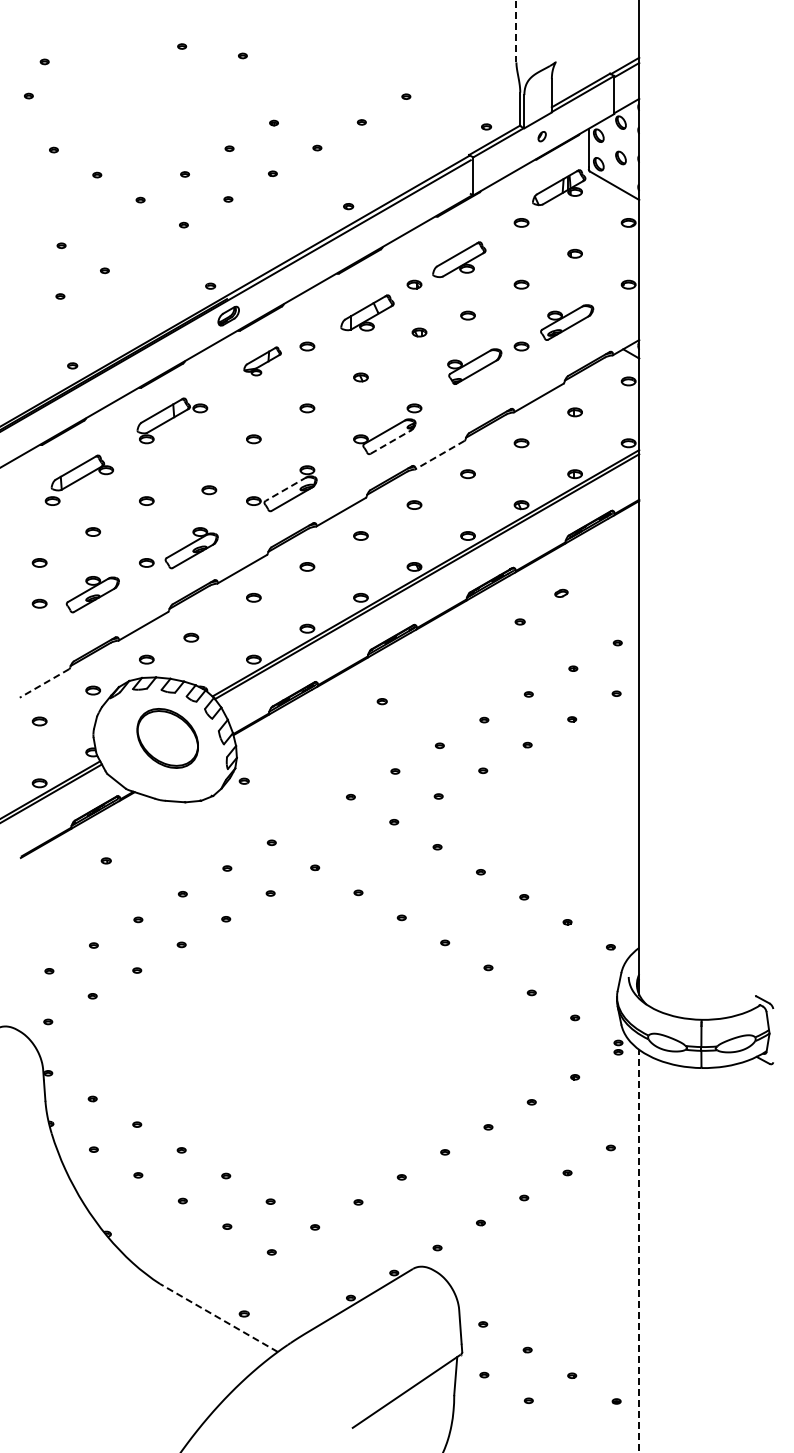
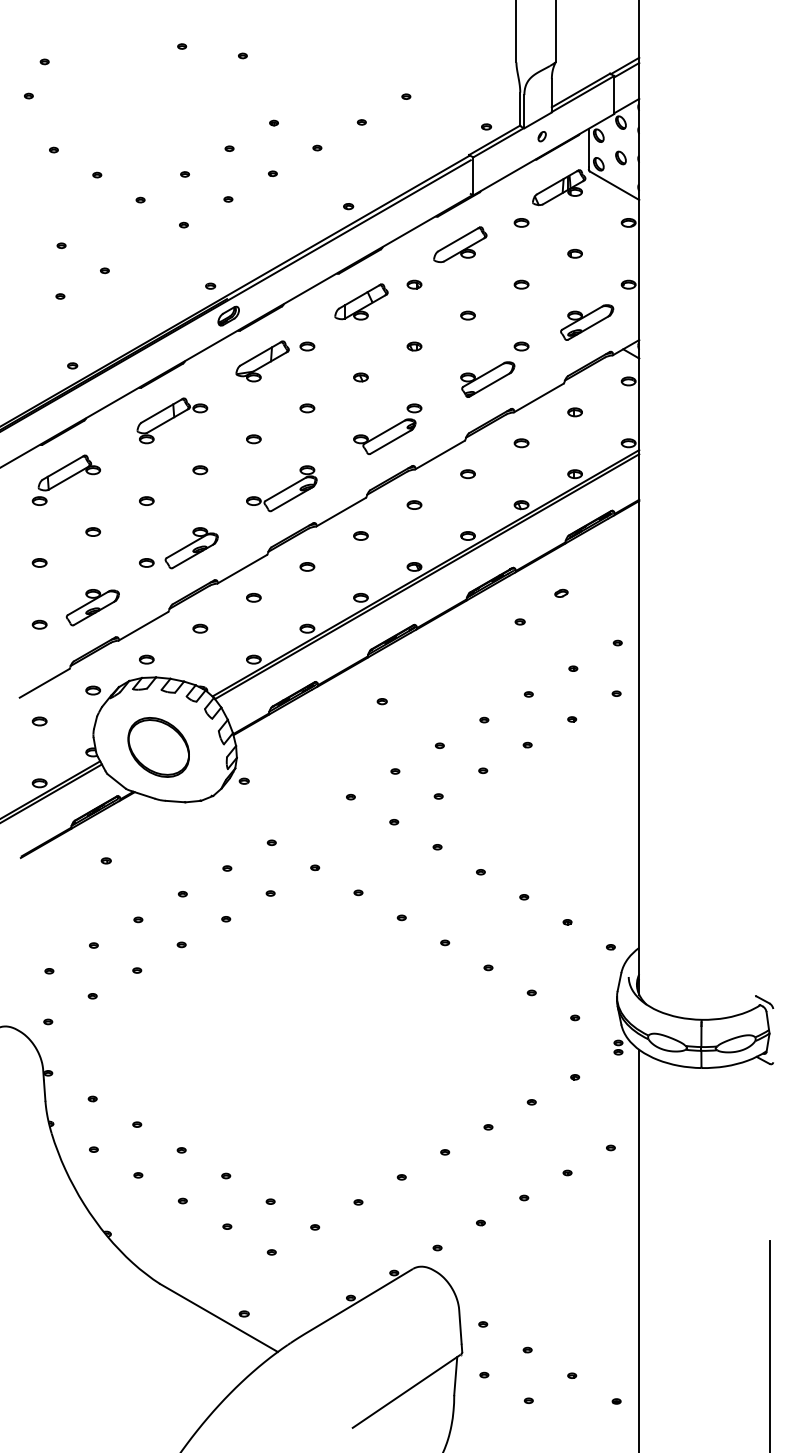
line: dashed -> solid (516, 31)
line: none -> present (555, 32)
part position: (459, 259) -> (460, 244) (460, 244)
part position: (367, 312) -> (361, 301) (361, 301)
part position: (567, 322) -> (587, 322) (587, 322)
part position: (419, 332) -> (414, 346) (414, 346)
part size: 39x31 px -> 55x43 px (262, 361)
part position: (474, 366) -> (487, 379) (487, 379)
line: dashed -> solid (391, 441)
line: dashed -> solid (439, 455)
part position: (78, 479) -> (65, 479) (65, 479)
line: dashed -> solid (286, 488)
part position: (209, 490) -> (200, 470) (200, 470)
part position: (92, 594) -> (92, 607) (92, 607)
part position: (39, 603) -> (39, 624) (39, 624)
part position: (191, 637) -> (200, 628) (200, 628)
line: dashed -> solid (44, 683)
part position: (167, 738) -> (158, 747) (158, 747)
line: dashed -> solid (639, 1250)
line: dashed -> solid (218, 1317)
line: none -> present (770, 1345)
